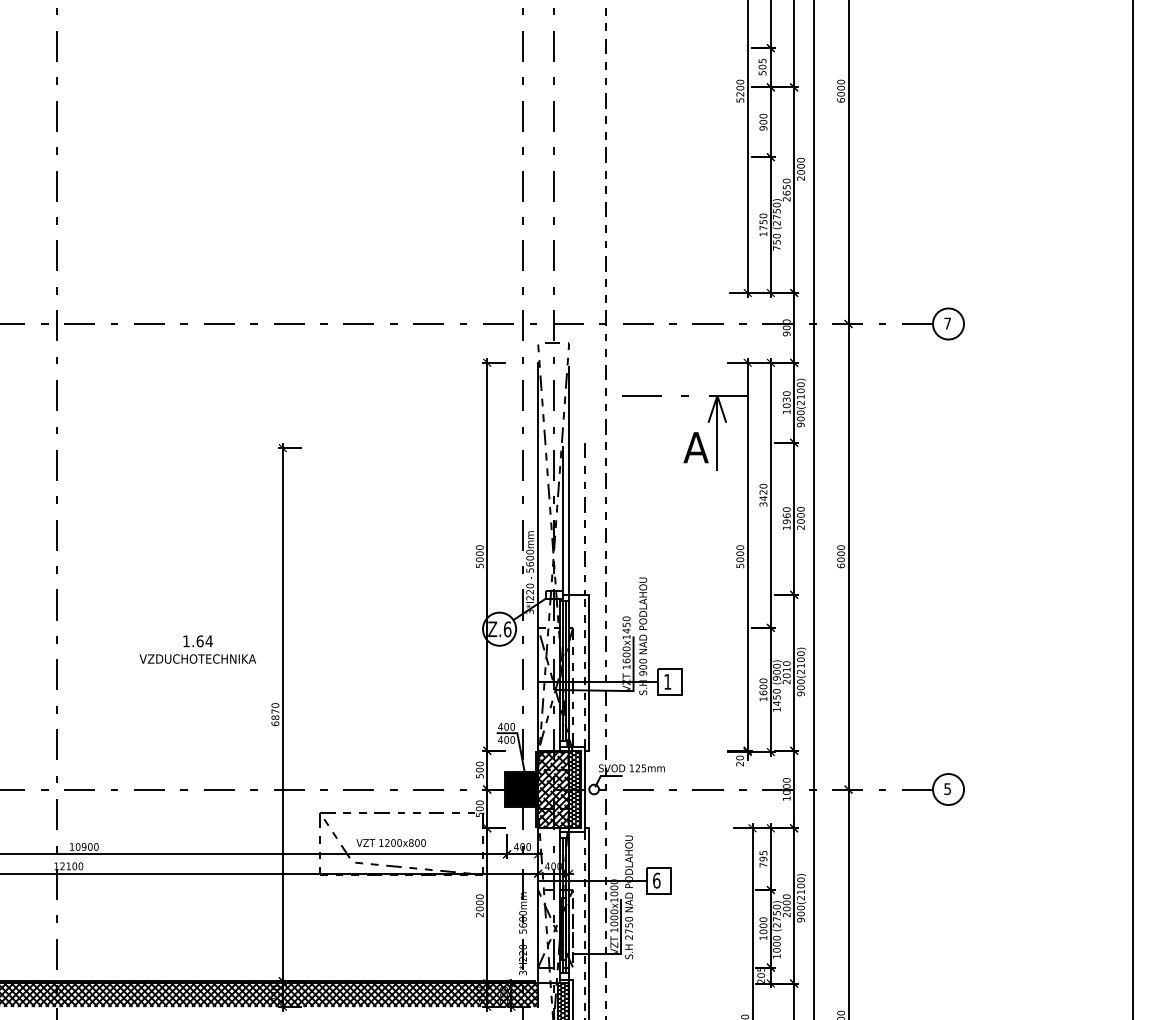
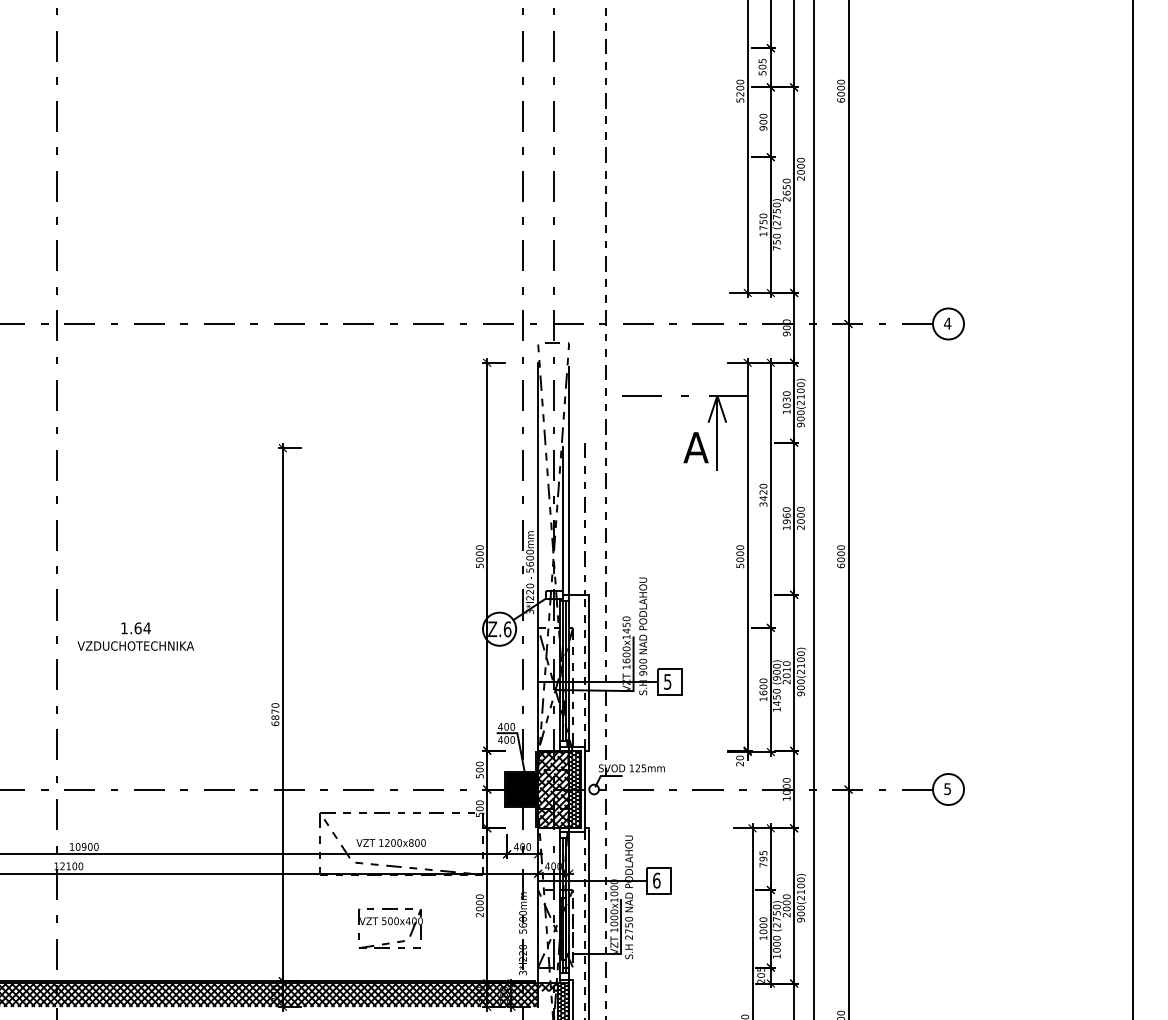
text: 7 -> 4 (947, 323)
text position: (197, 649) -> (135, 636) (135, 636)
text: 1 -> 5 (667, 681)
part: none -> present (390, 928)
hatch: none -> present (547, 987)
